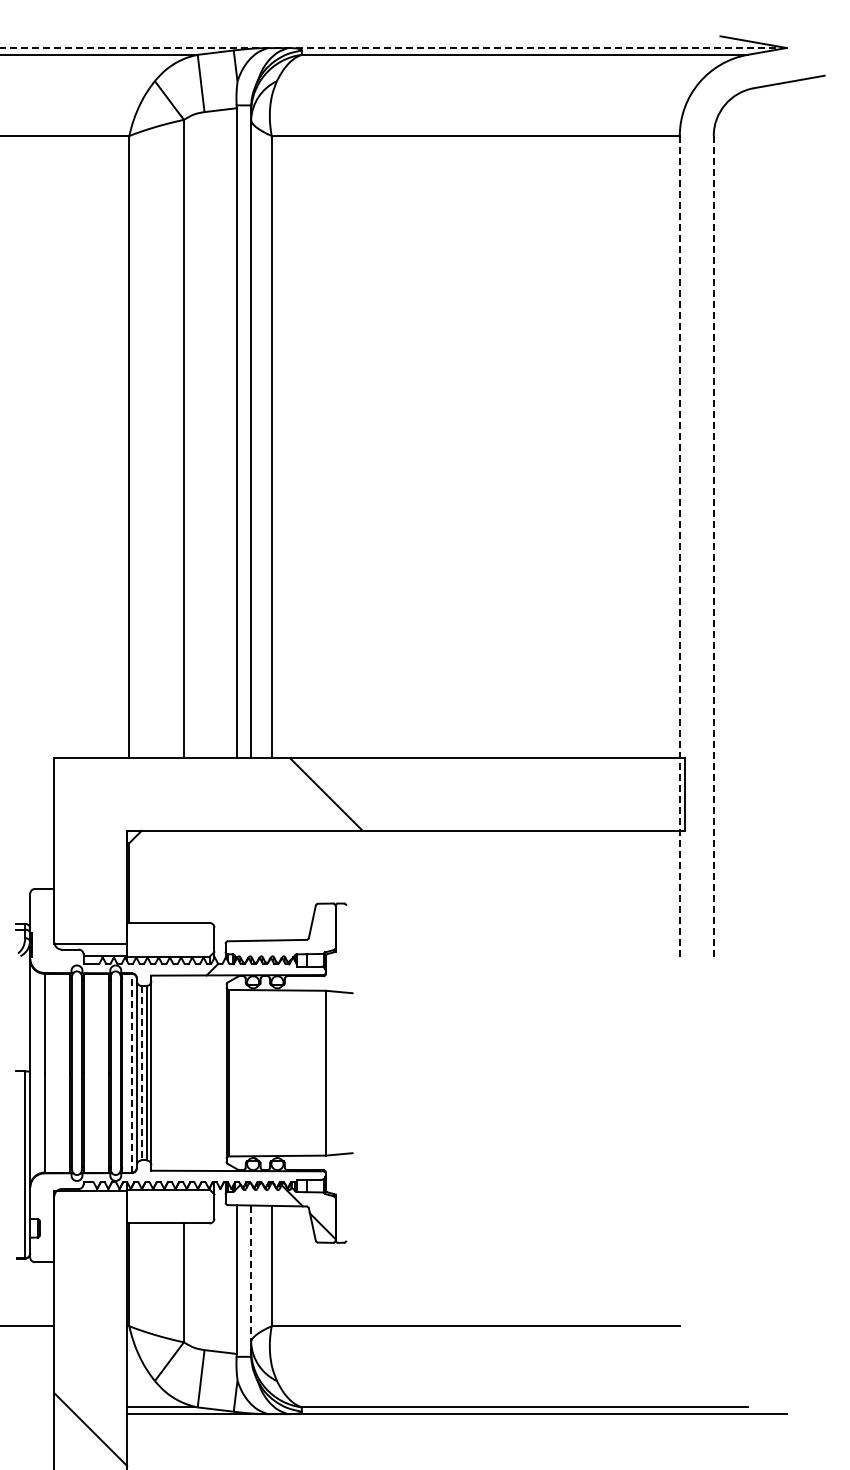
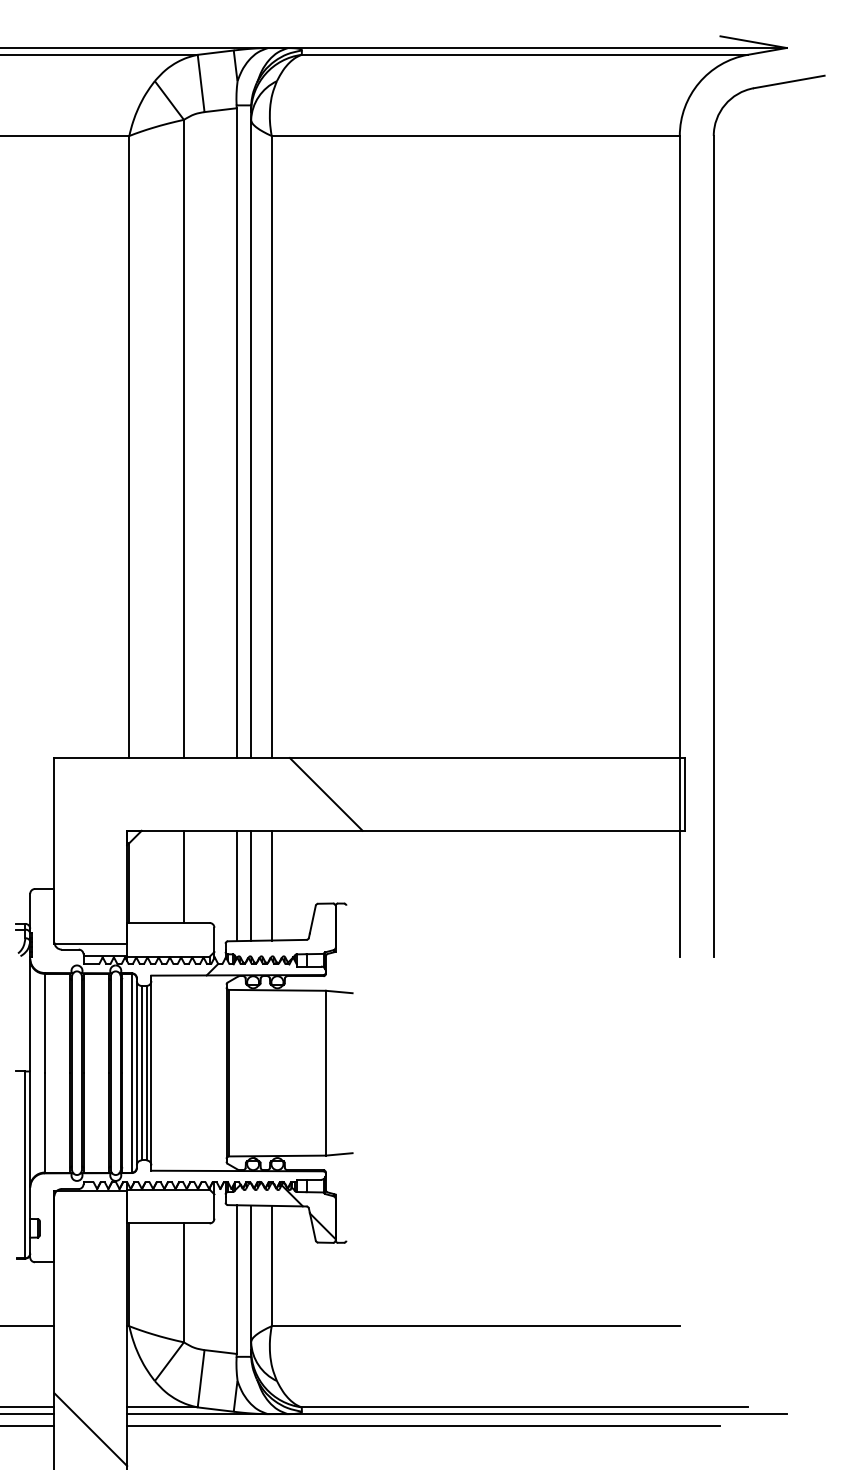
line: dashed -> solid (393, 48)
line: dashed -> solid (679, 546)
line: dashed -> solid (713, 546)
line: none -> present (183, 876)
line: none -> present (236, 885)
line: none -> present (251, 885)
line: none -> present (271, 885)
line: dashed -> solid (132, 1072)
line: dashed -> solid (141, 1073)
line: dashed -> solid (251, 1274)
line: none -> present (28, 1407)
line: none -> present (28, 1414)
line: none -> present (28, 1425)
line: none -> present (423, 1425)
